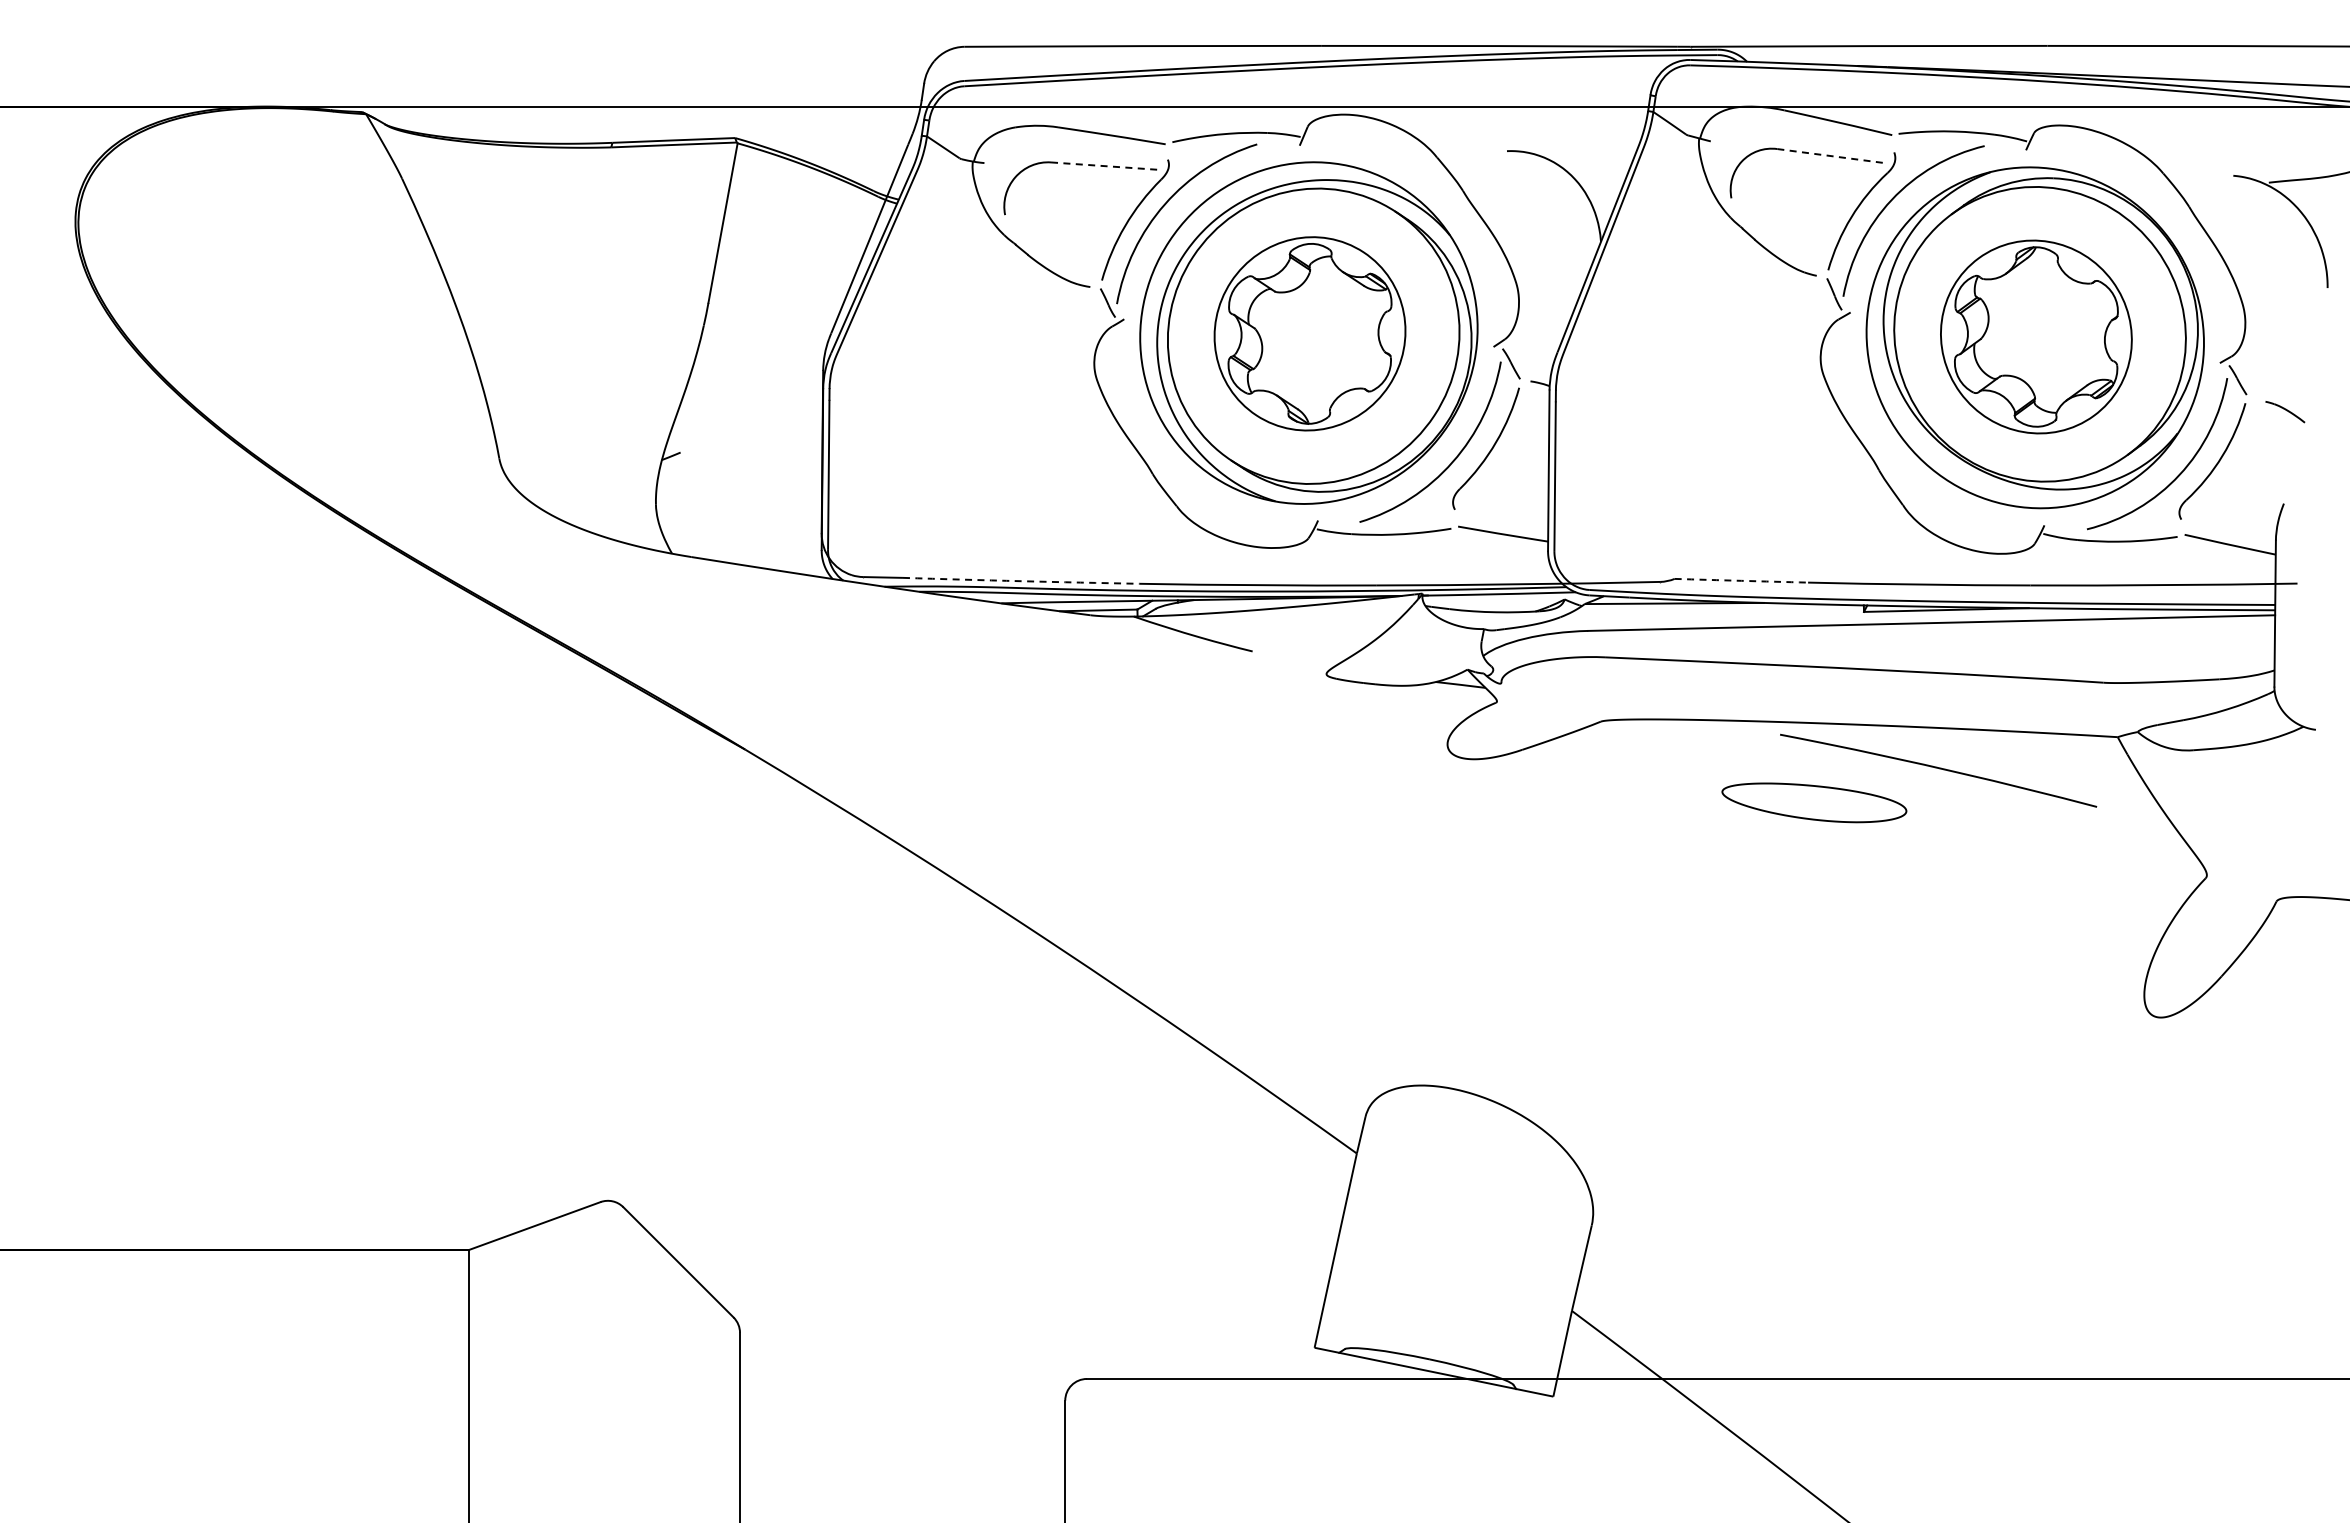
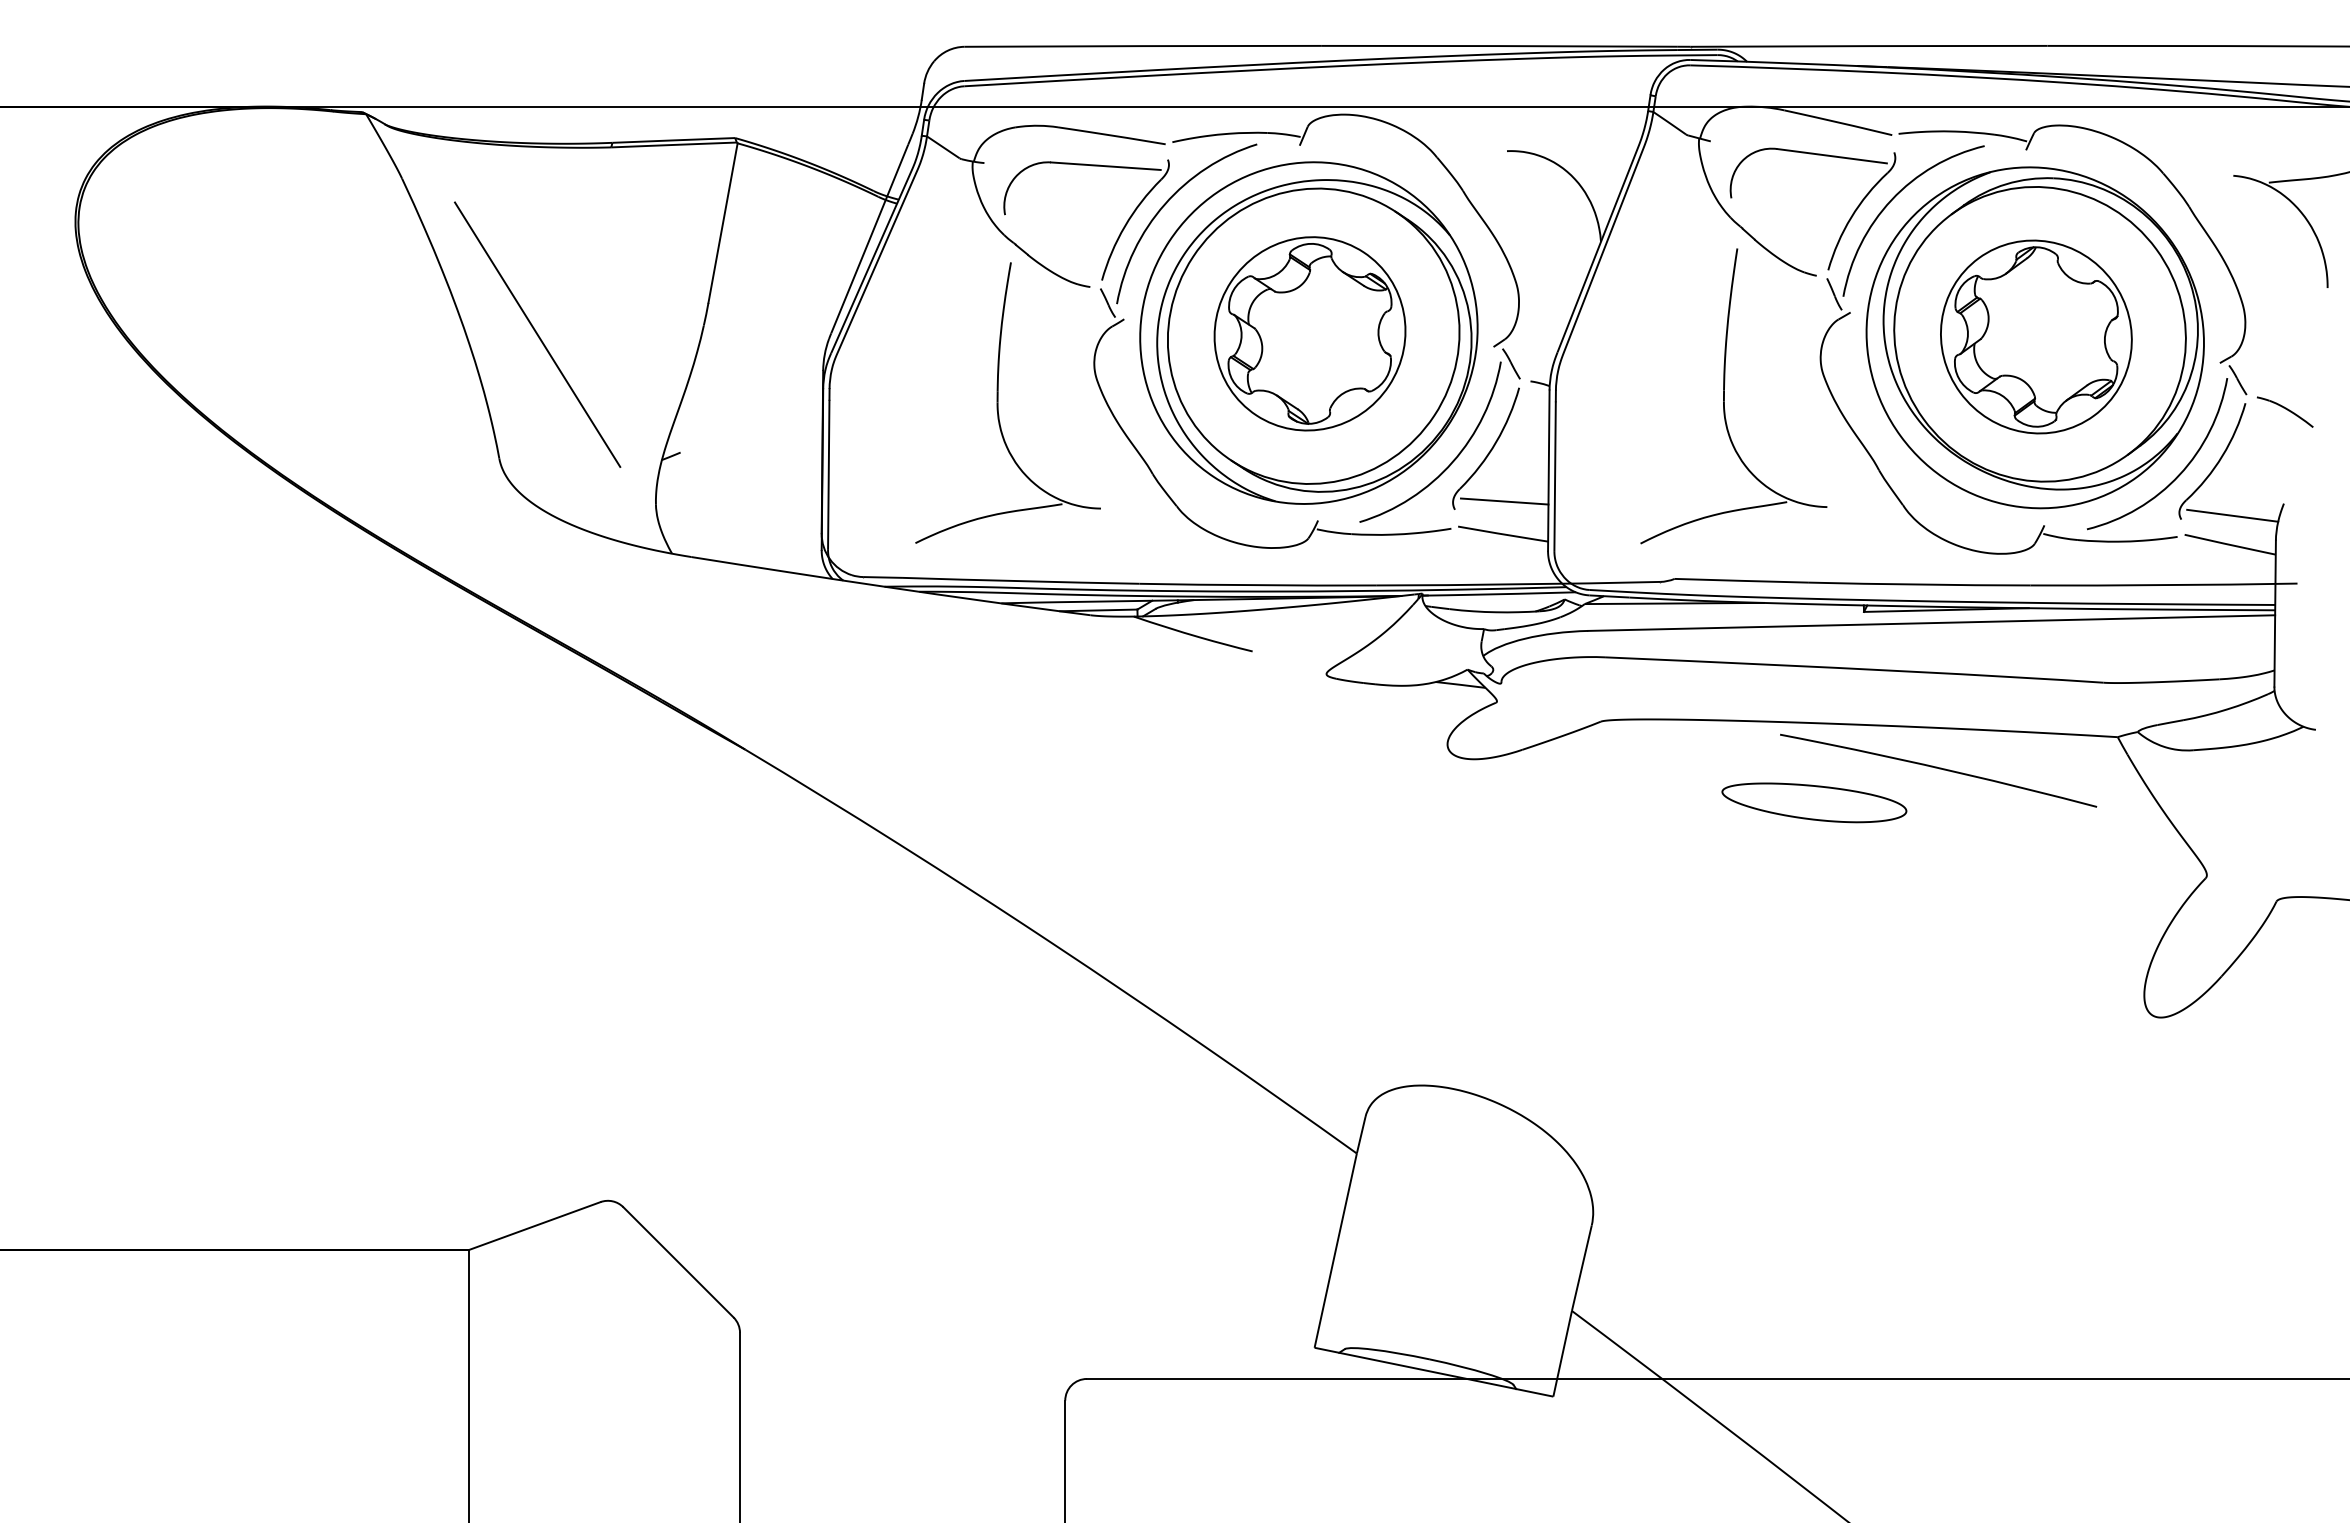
line: dashed -> solid (1832, 156)
line: dashed -> solid (1105, 166)
line: none -> present (537, 334)
part: none -> present (1724, 396)
part: none -> present (998, 402)
part size: 41x23 px -> 57x32 px (2285, 411)
line: none -> present (1504, 501)
line: none -> present (2232, 515)
arc: dashed -> solid (1741, 580)
arc: dashed -> solid (1021, 581)
